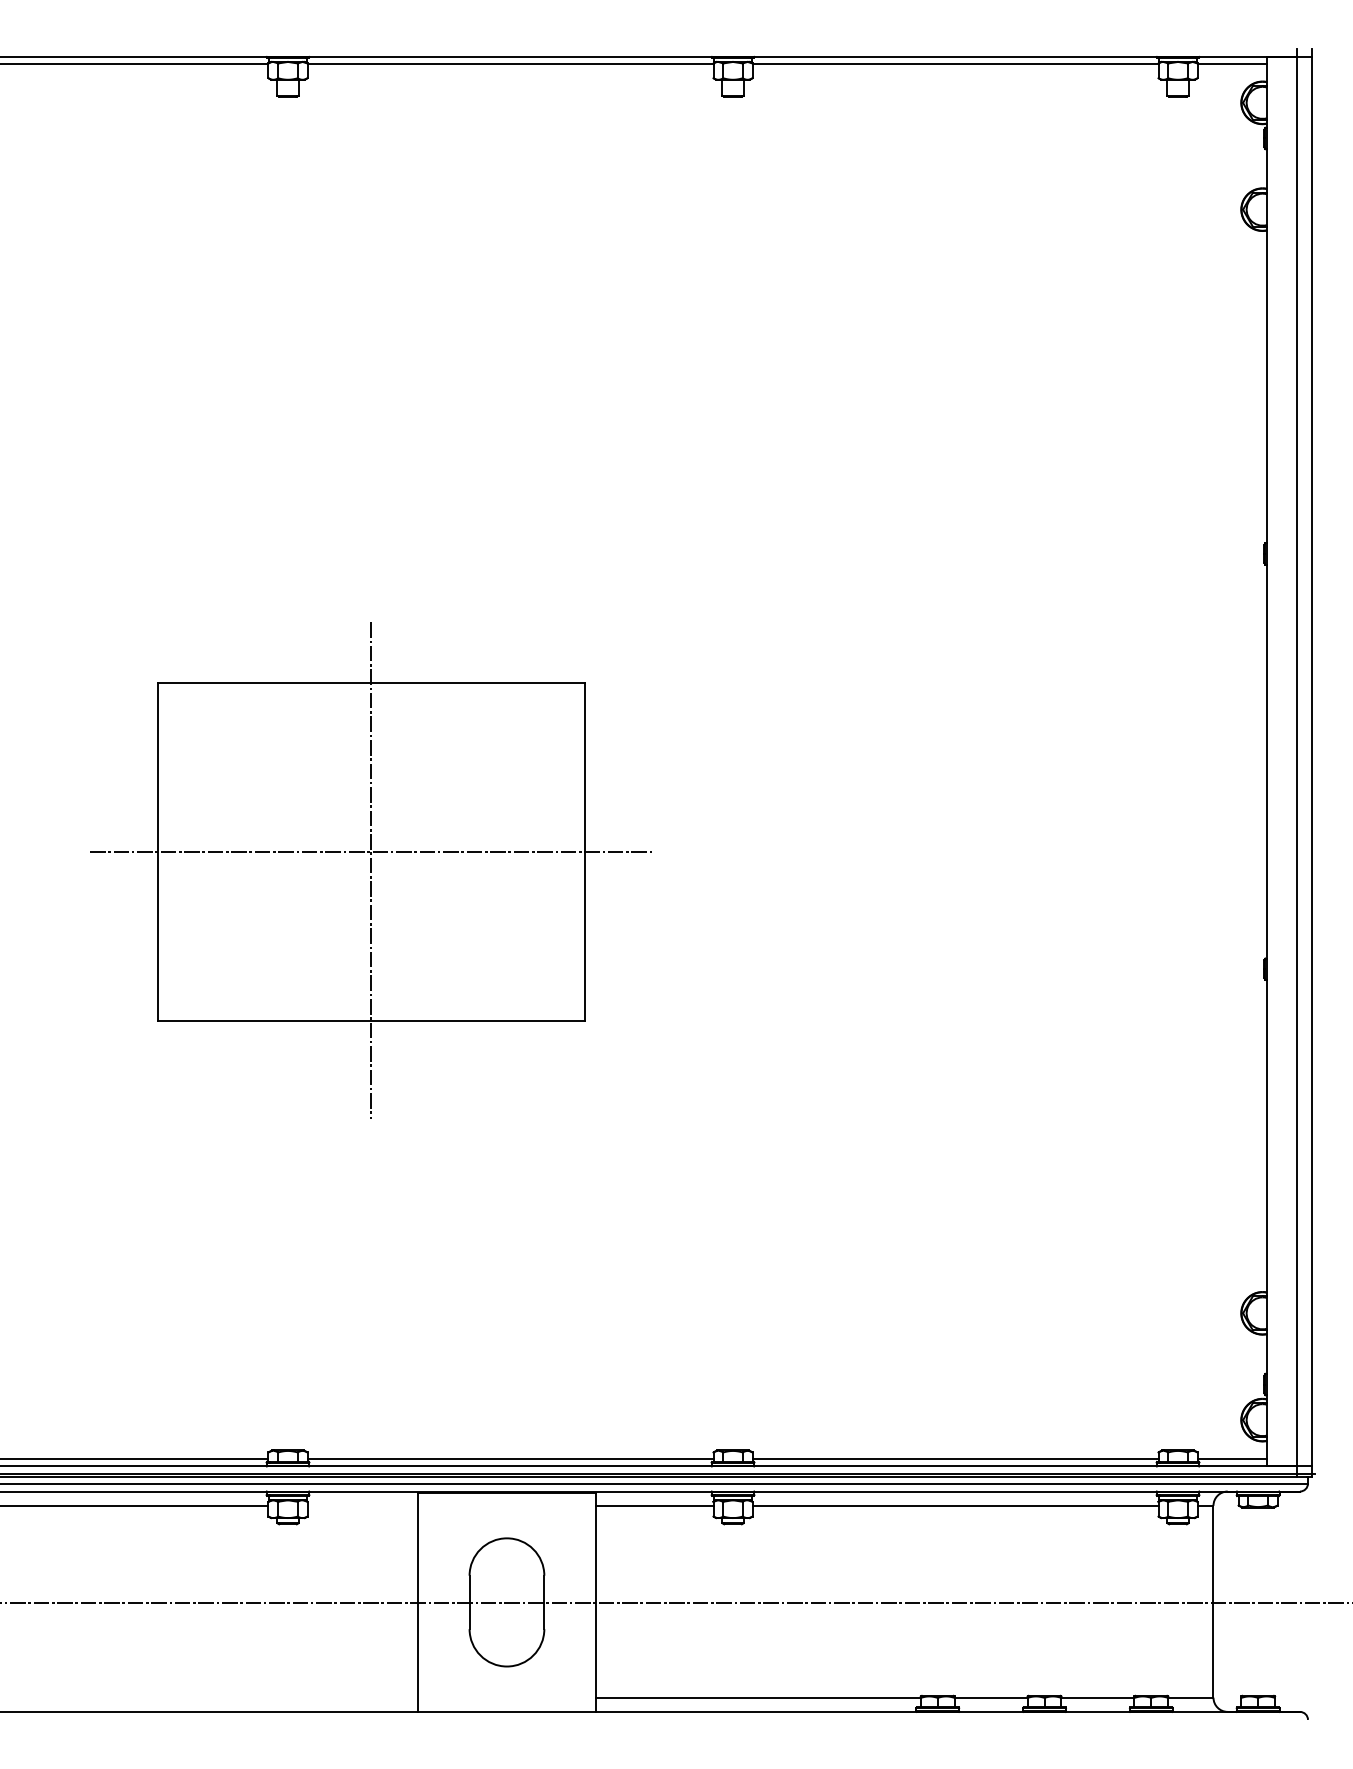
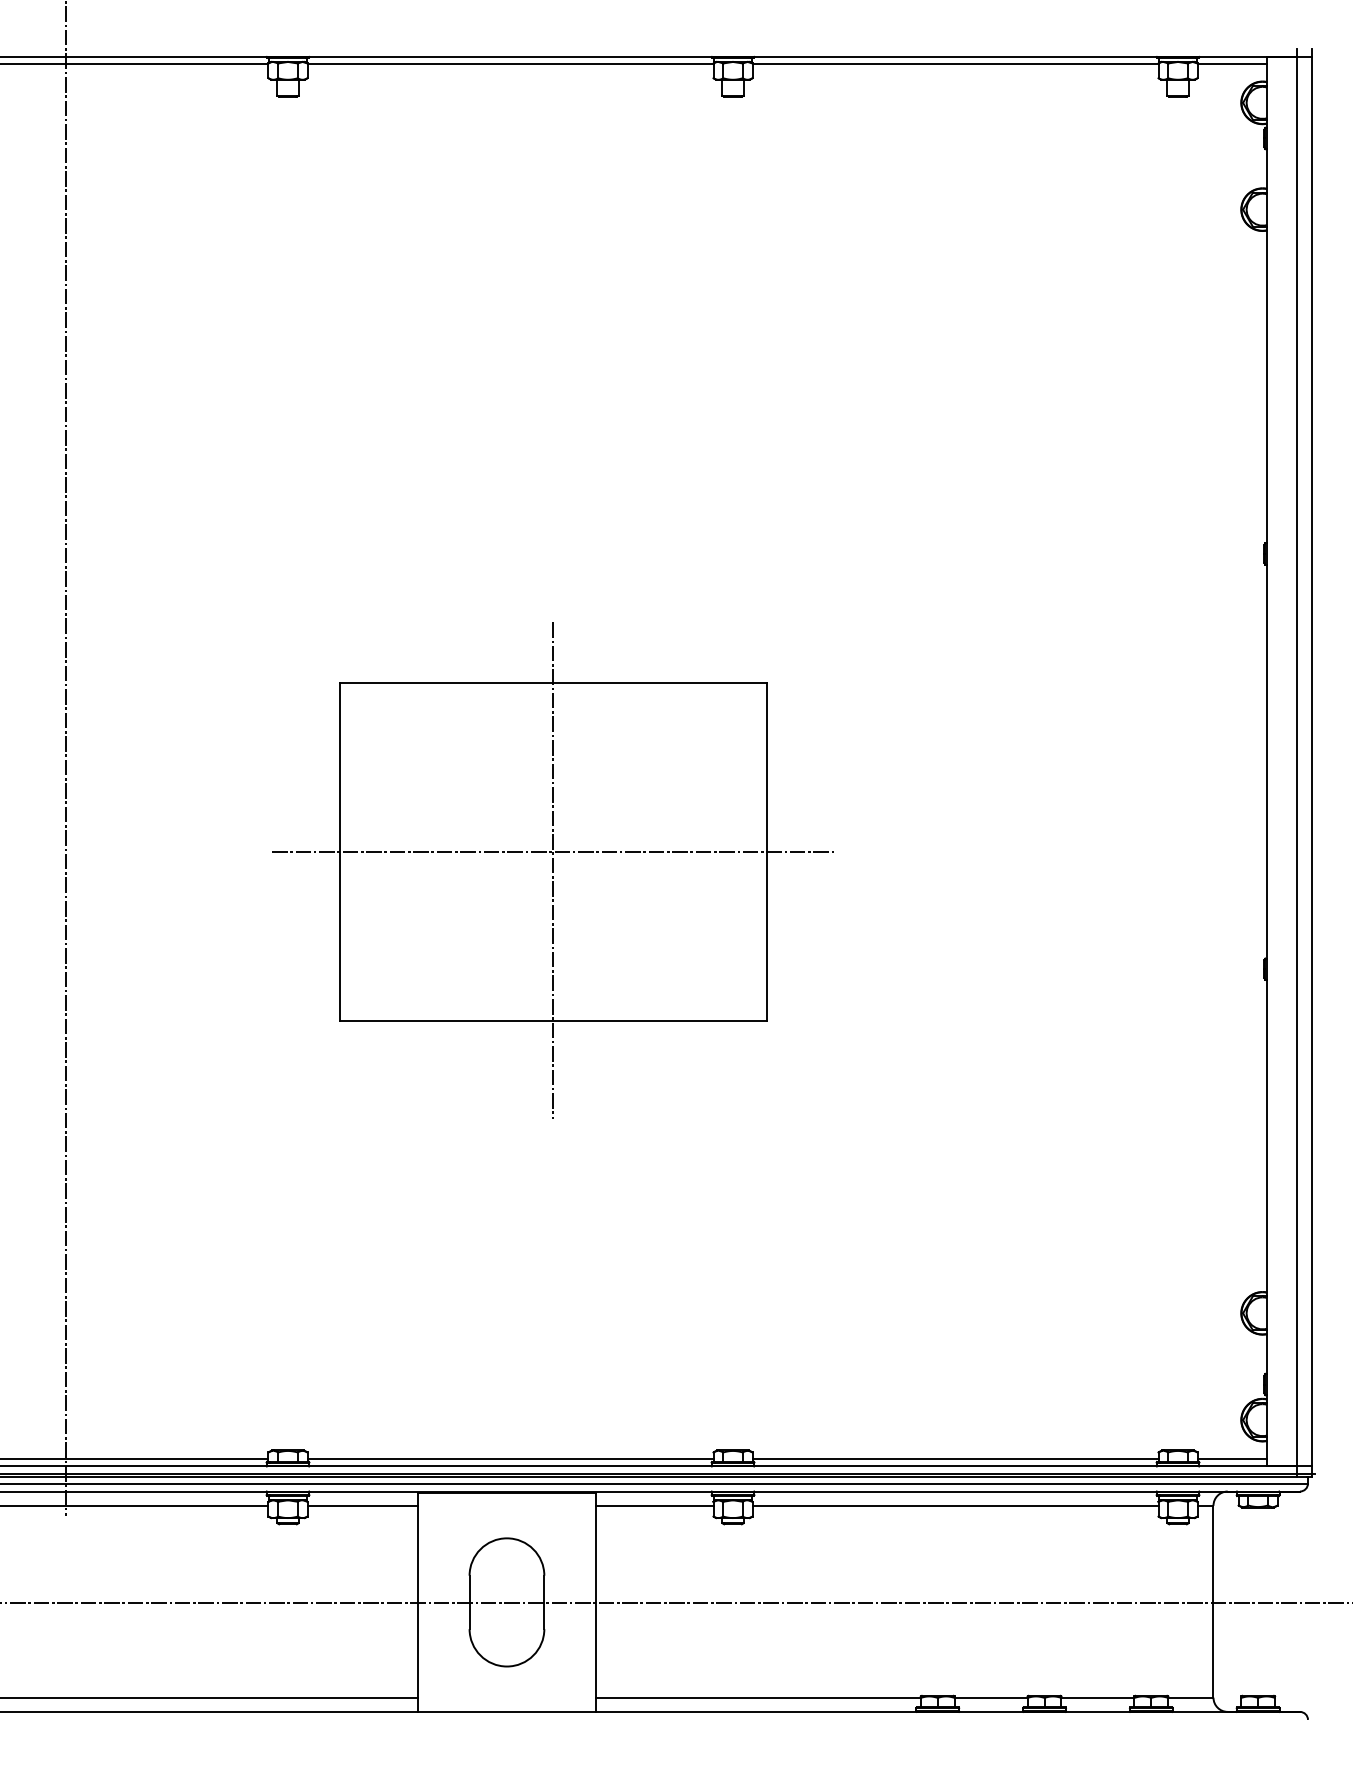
line: none -> present (65, 759)
part position: (370, 870) -> (552, 870) (552, 870)
line: none -> present (362, 1505)
line: none -> present (209, 1697)
